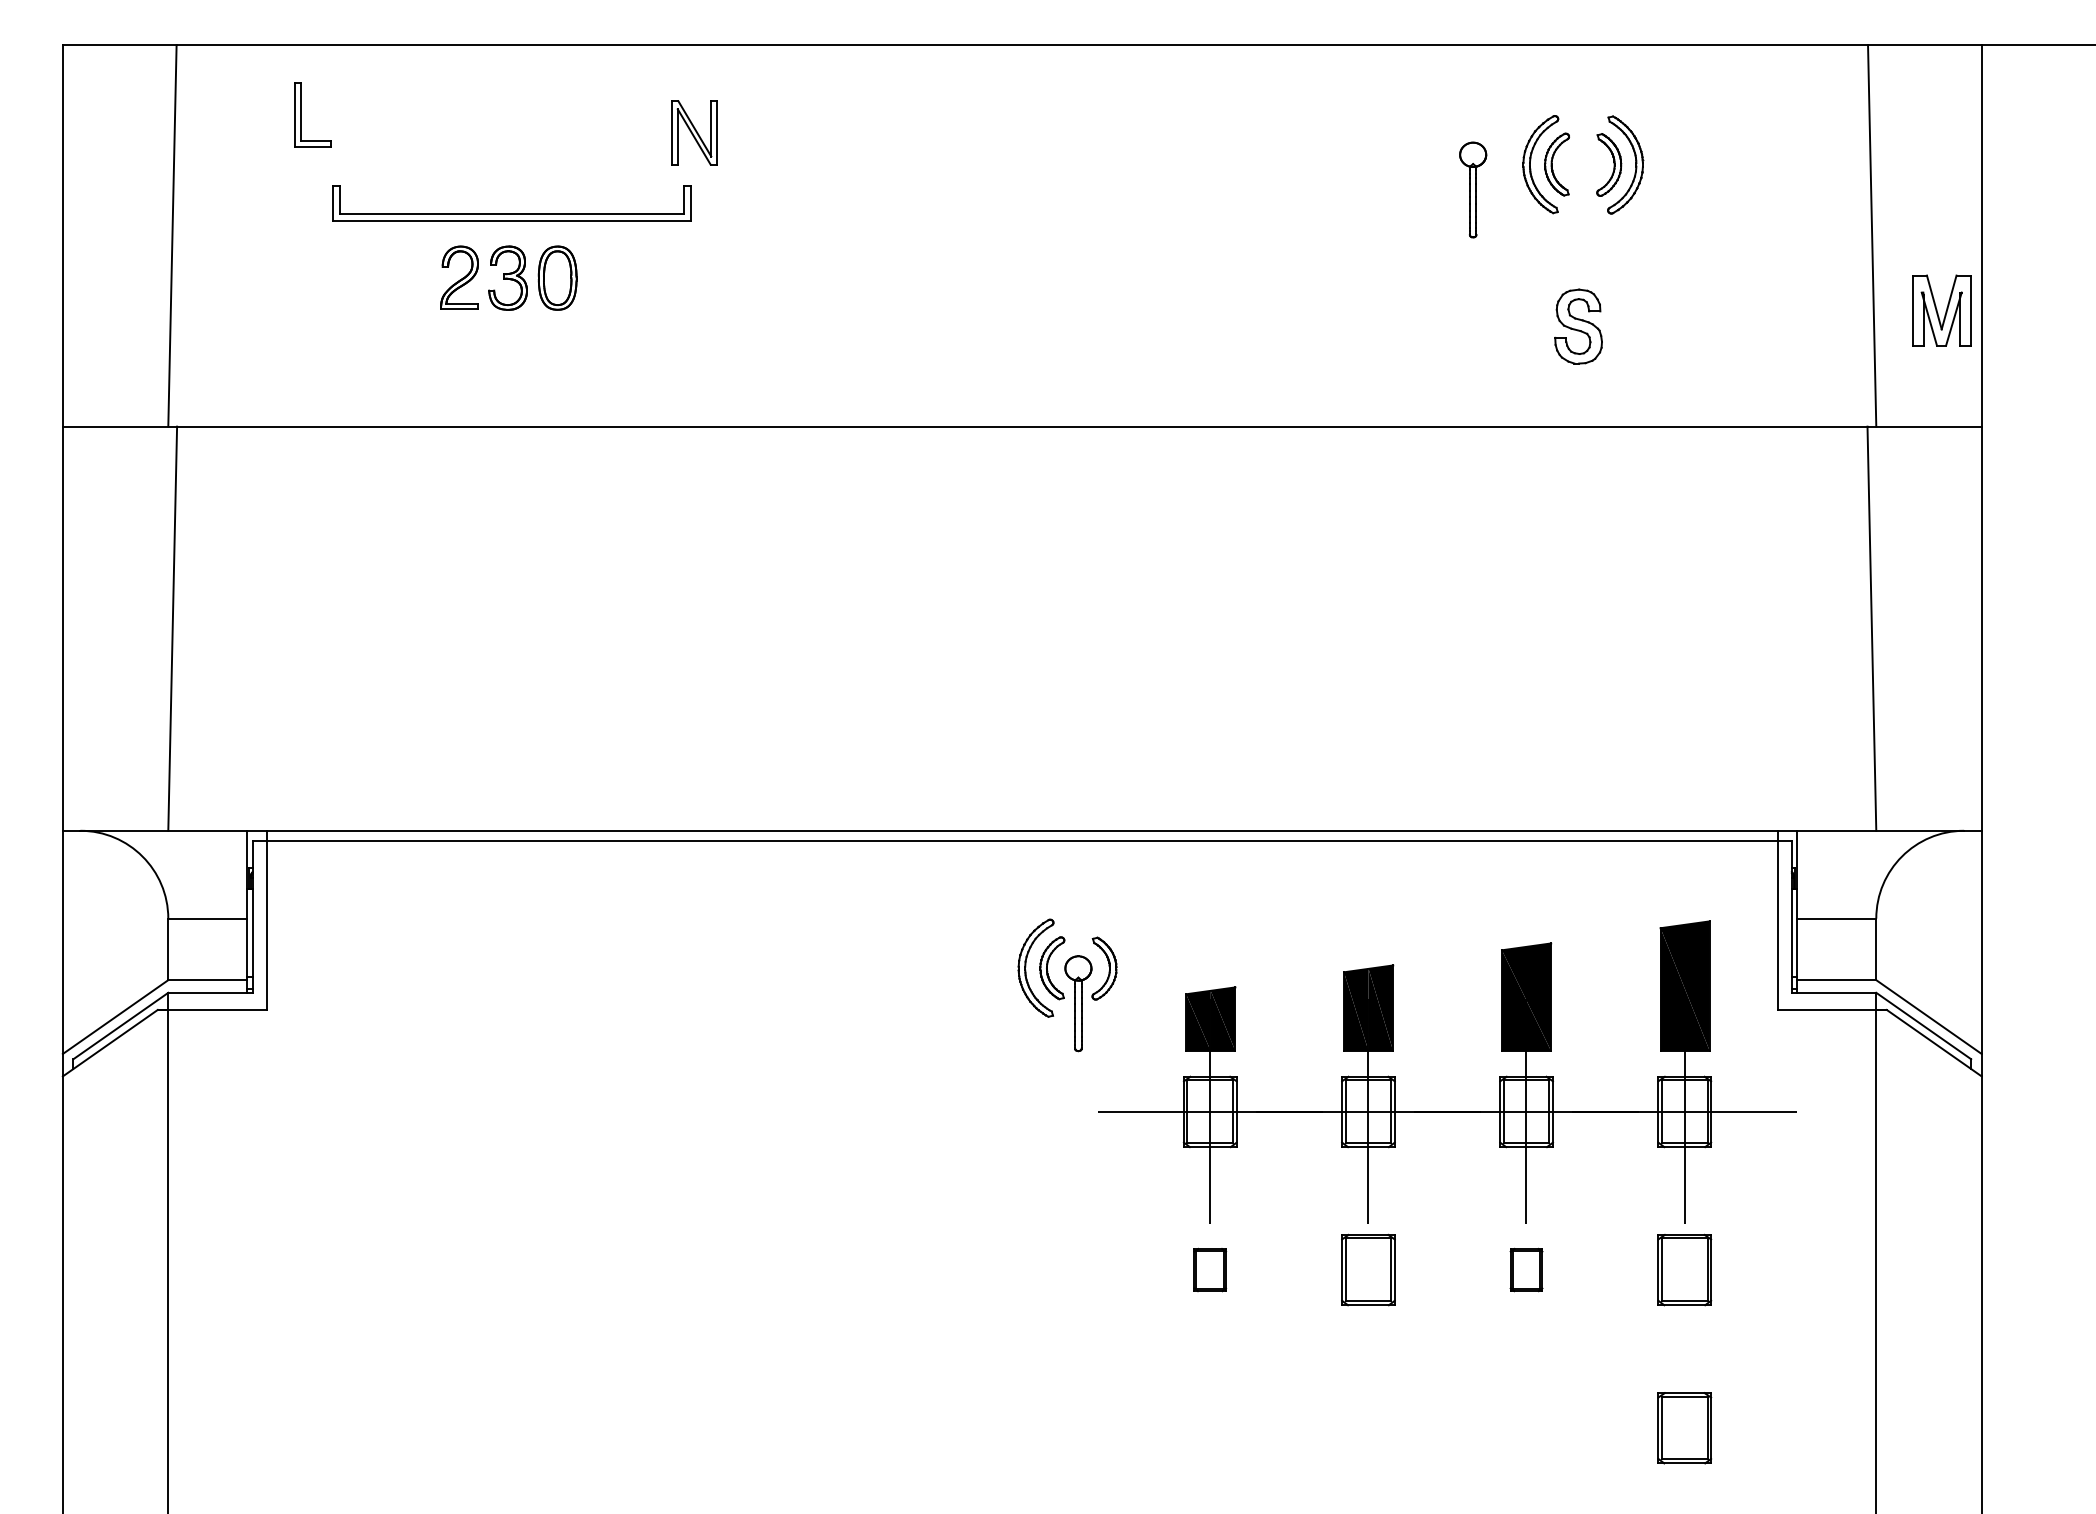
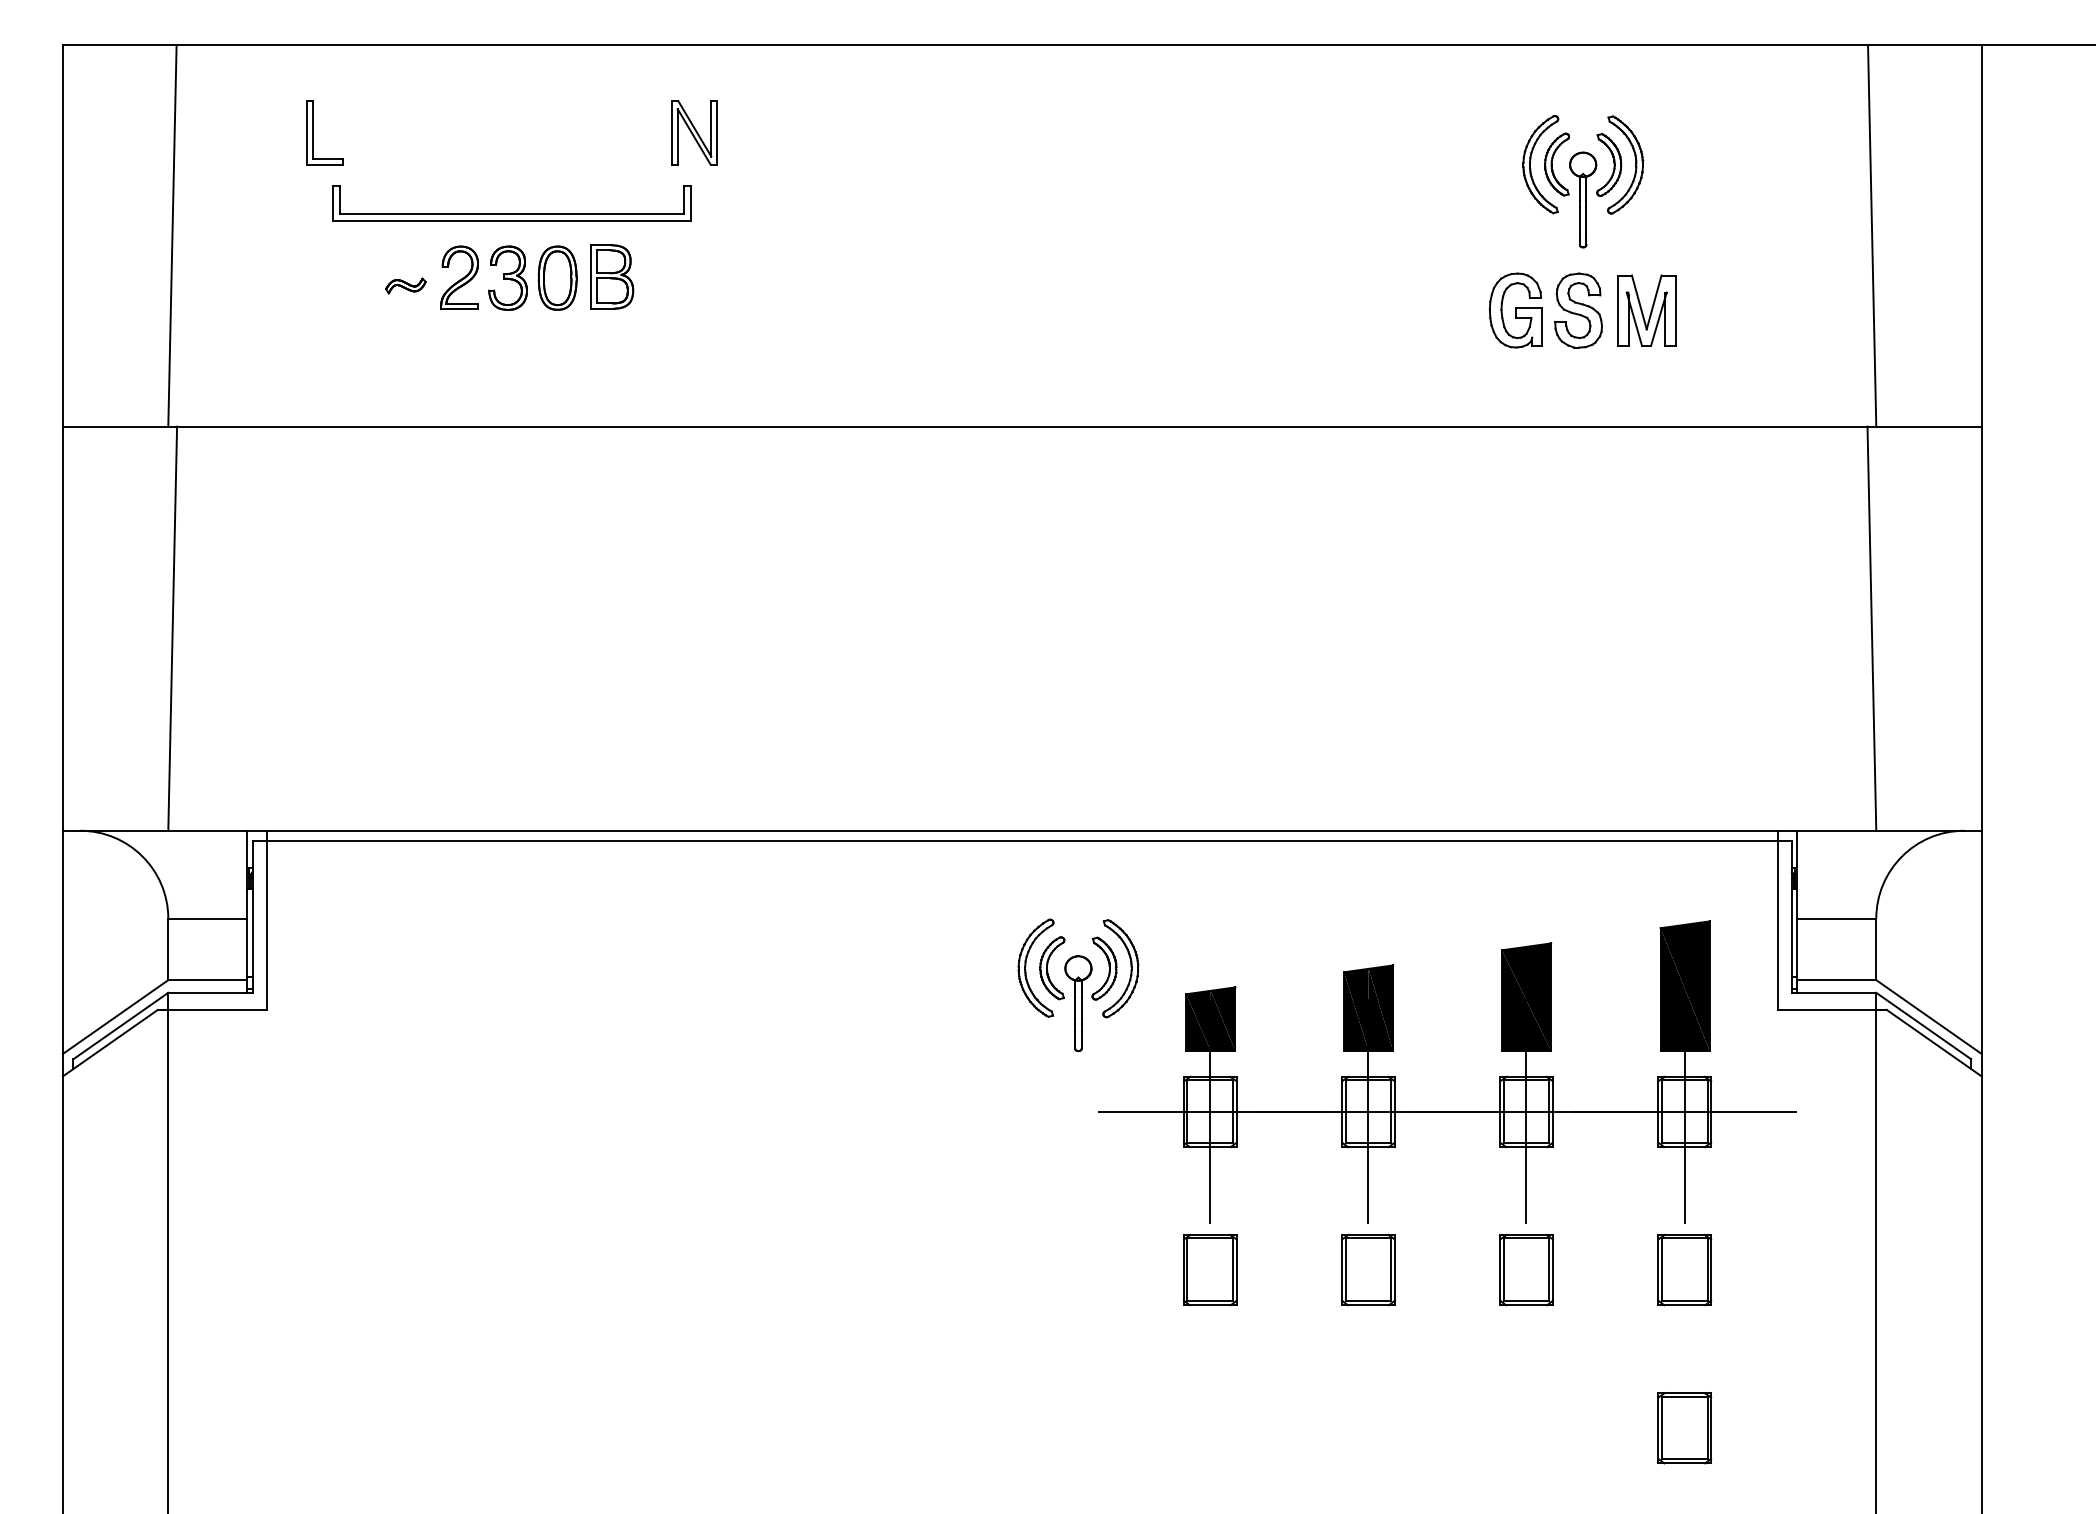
part position: (301, 114) -> (313, 132) (313, 132)
part position: (1473, 189) -> (1583, 199) (1583, 199)
part: none -> present (612, 276)
part: none -> present (405, 285)
part: none -> present (1515, 310)
part position: (1941, 310) -> (1646, 310) (1646, 310)
part position: (1578, 326) -> (1578, 310) (1578, 310)
part: none -> present (1130, 967)
part size: 35x46 px -> 56x74 px (1209, 1269)
part size: 35x46 px -> 55x74 px (1526, 1269)
